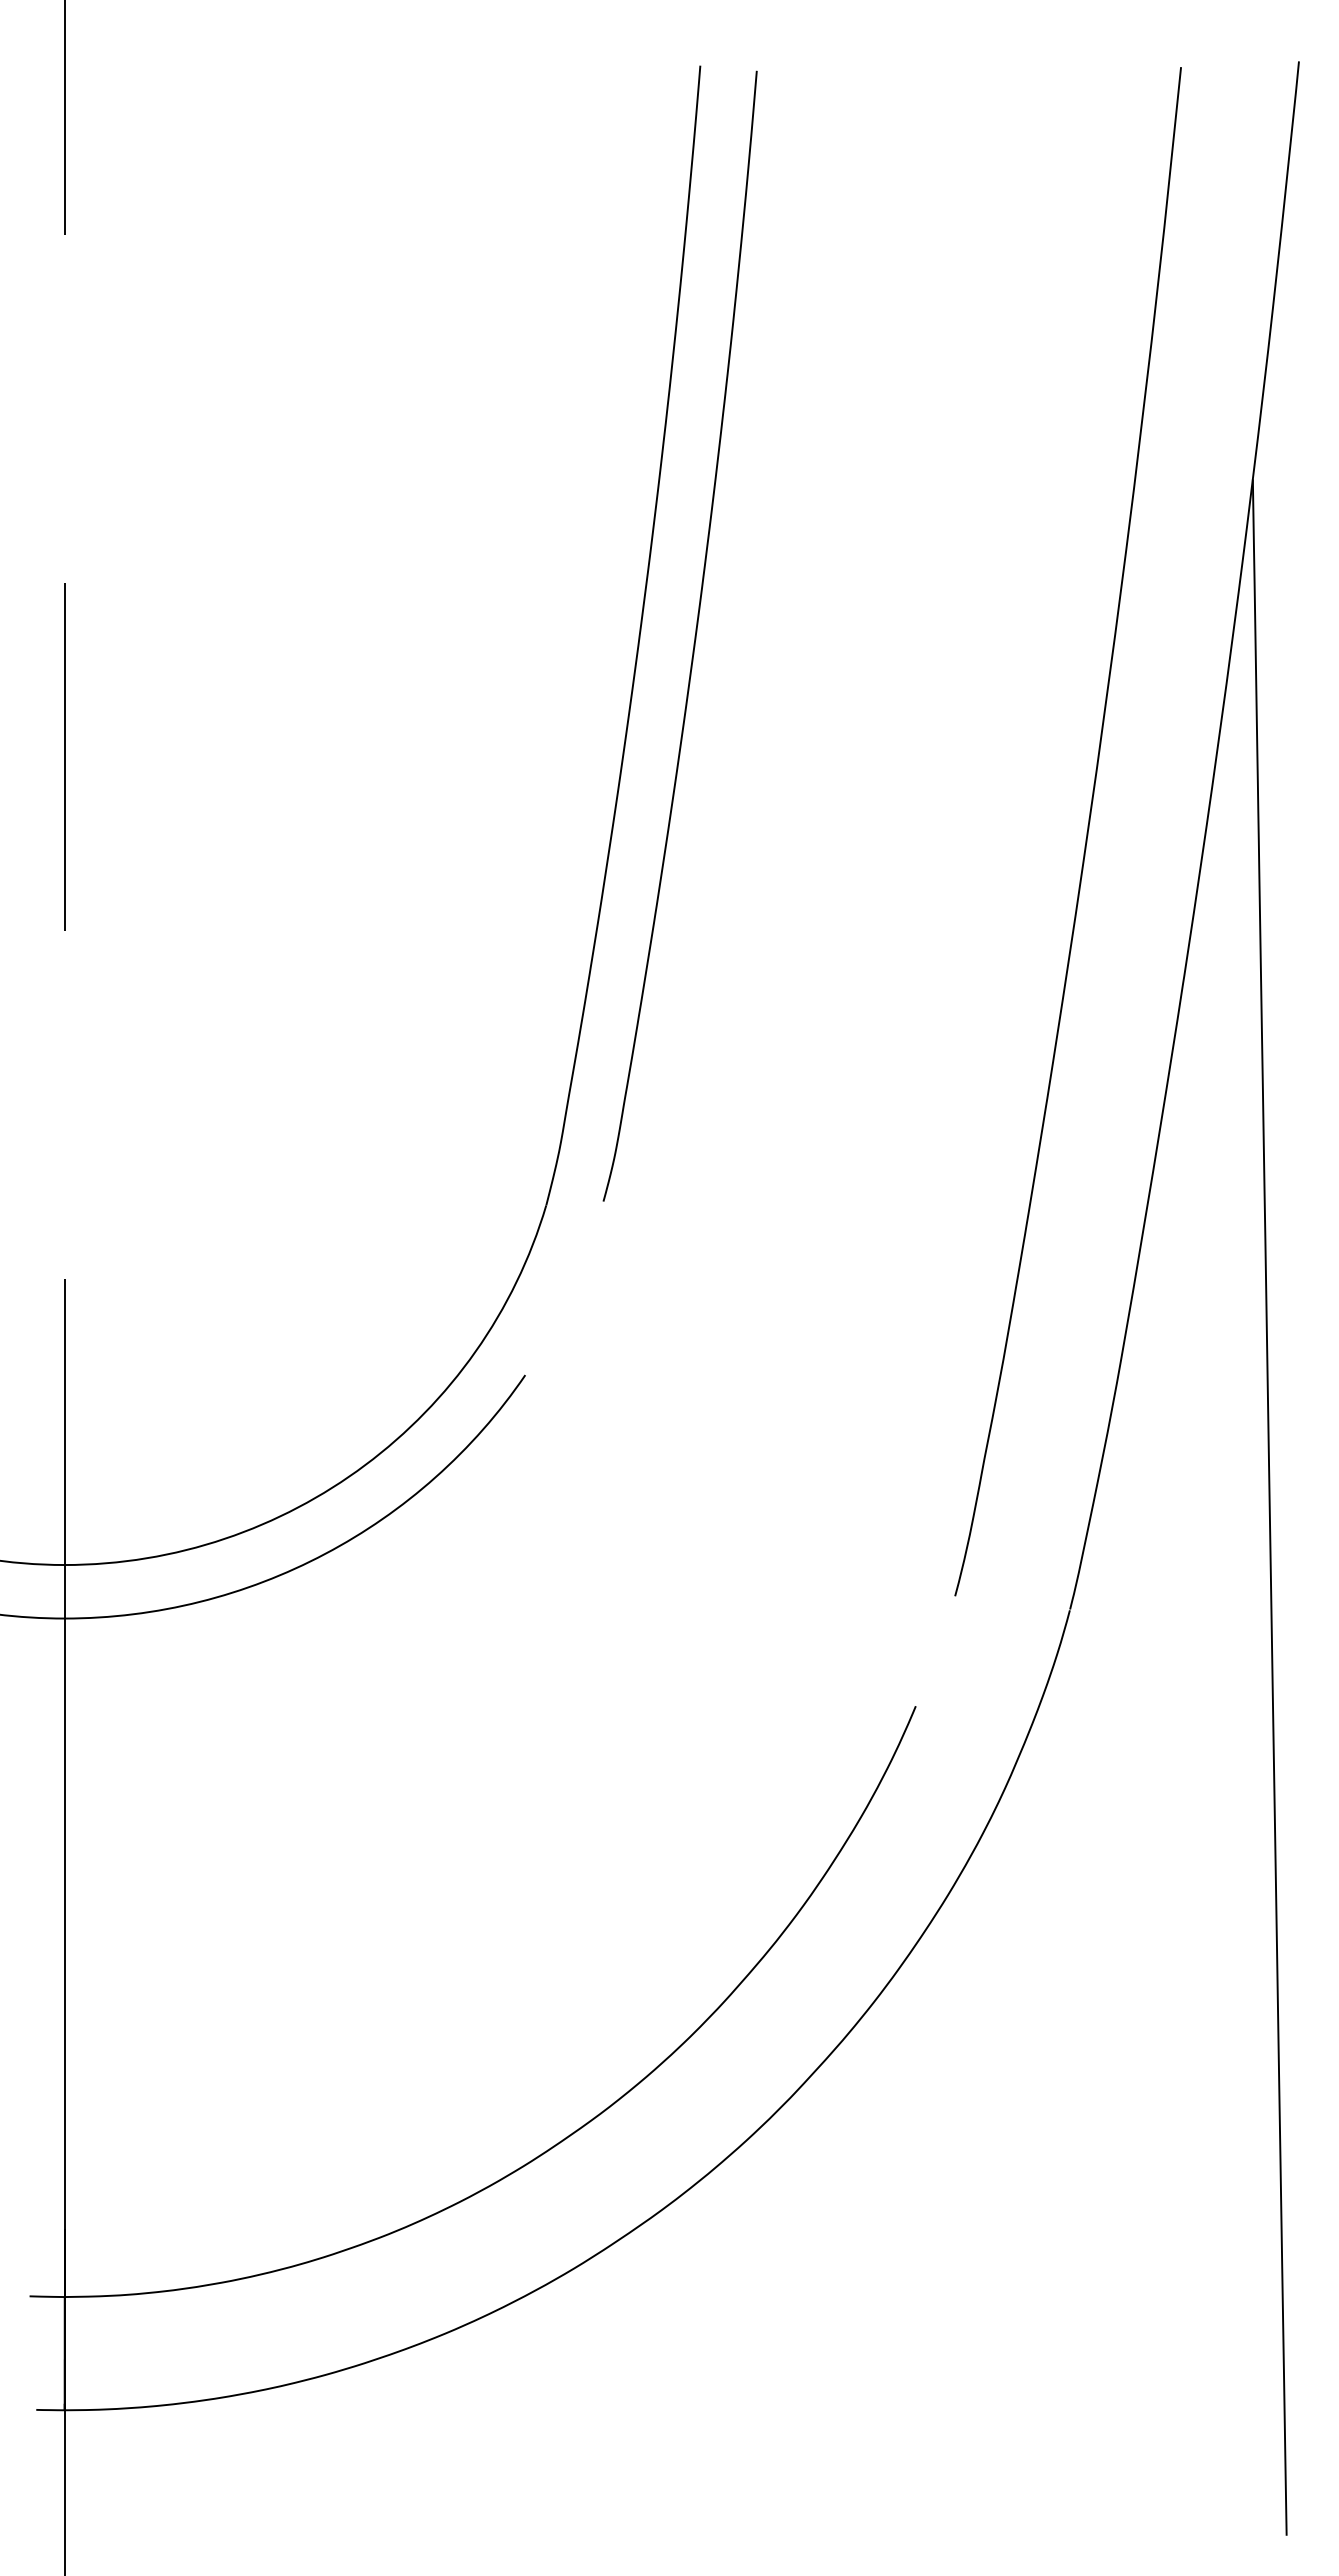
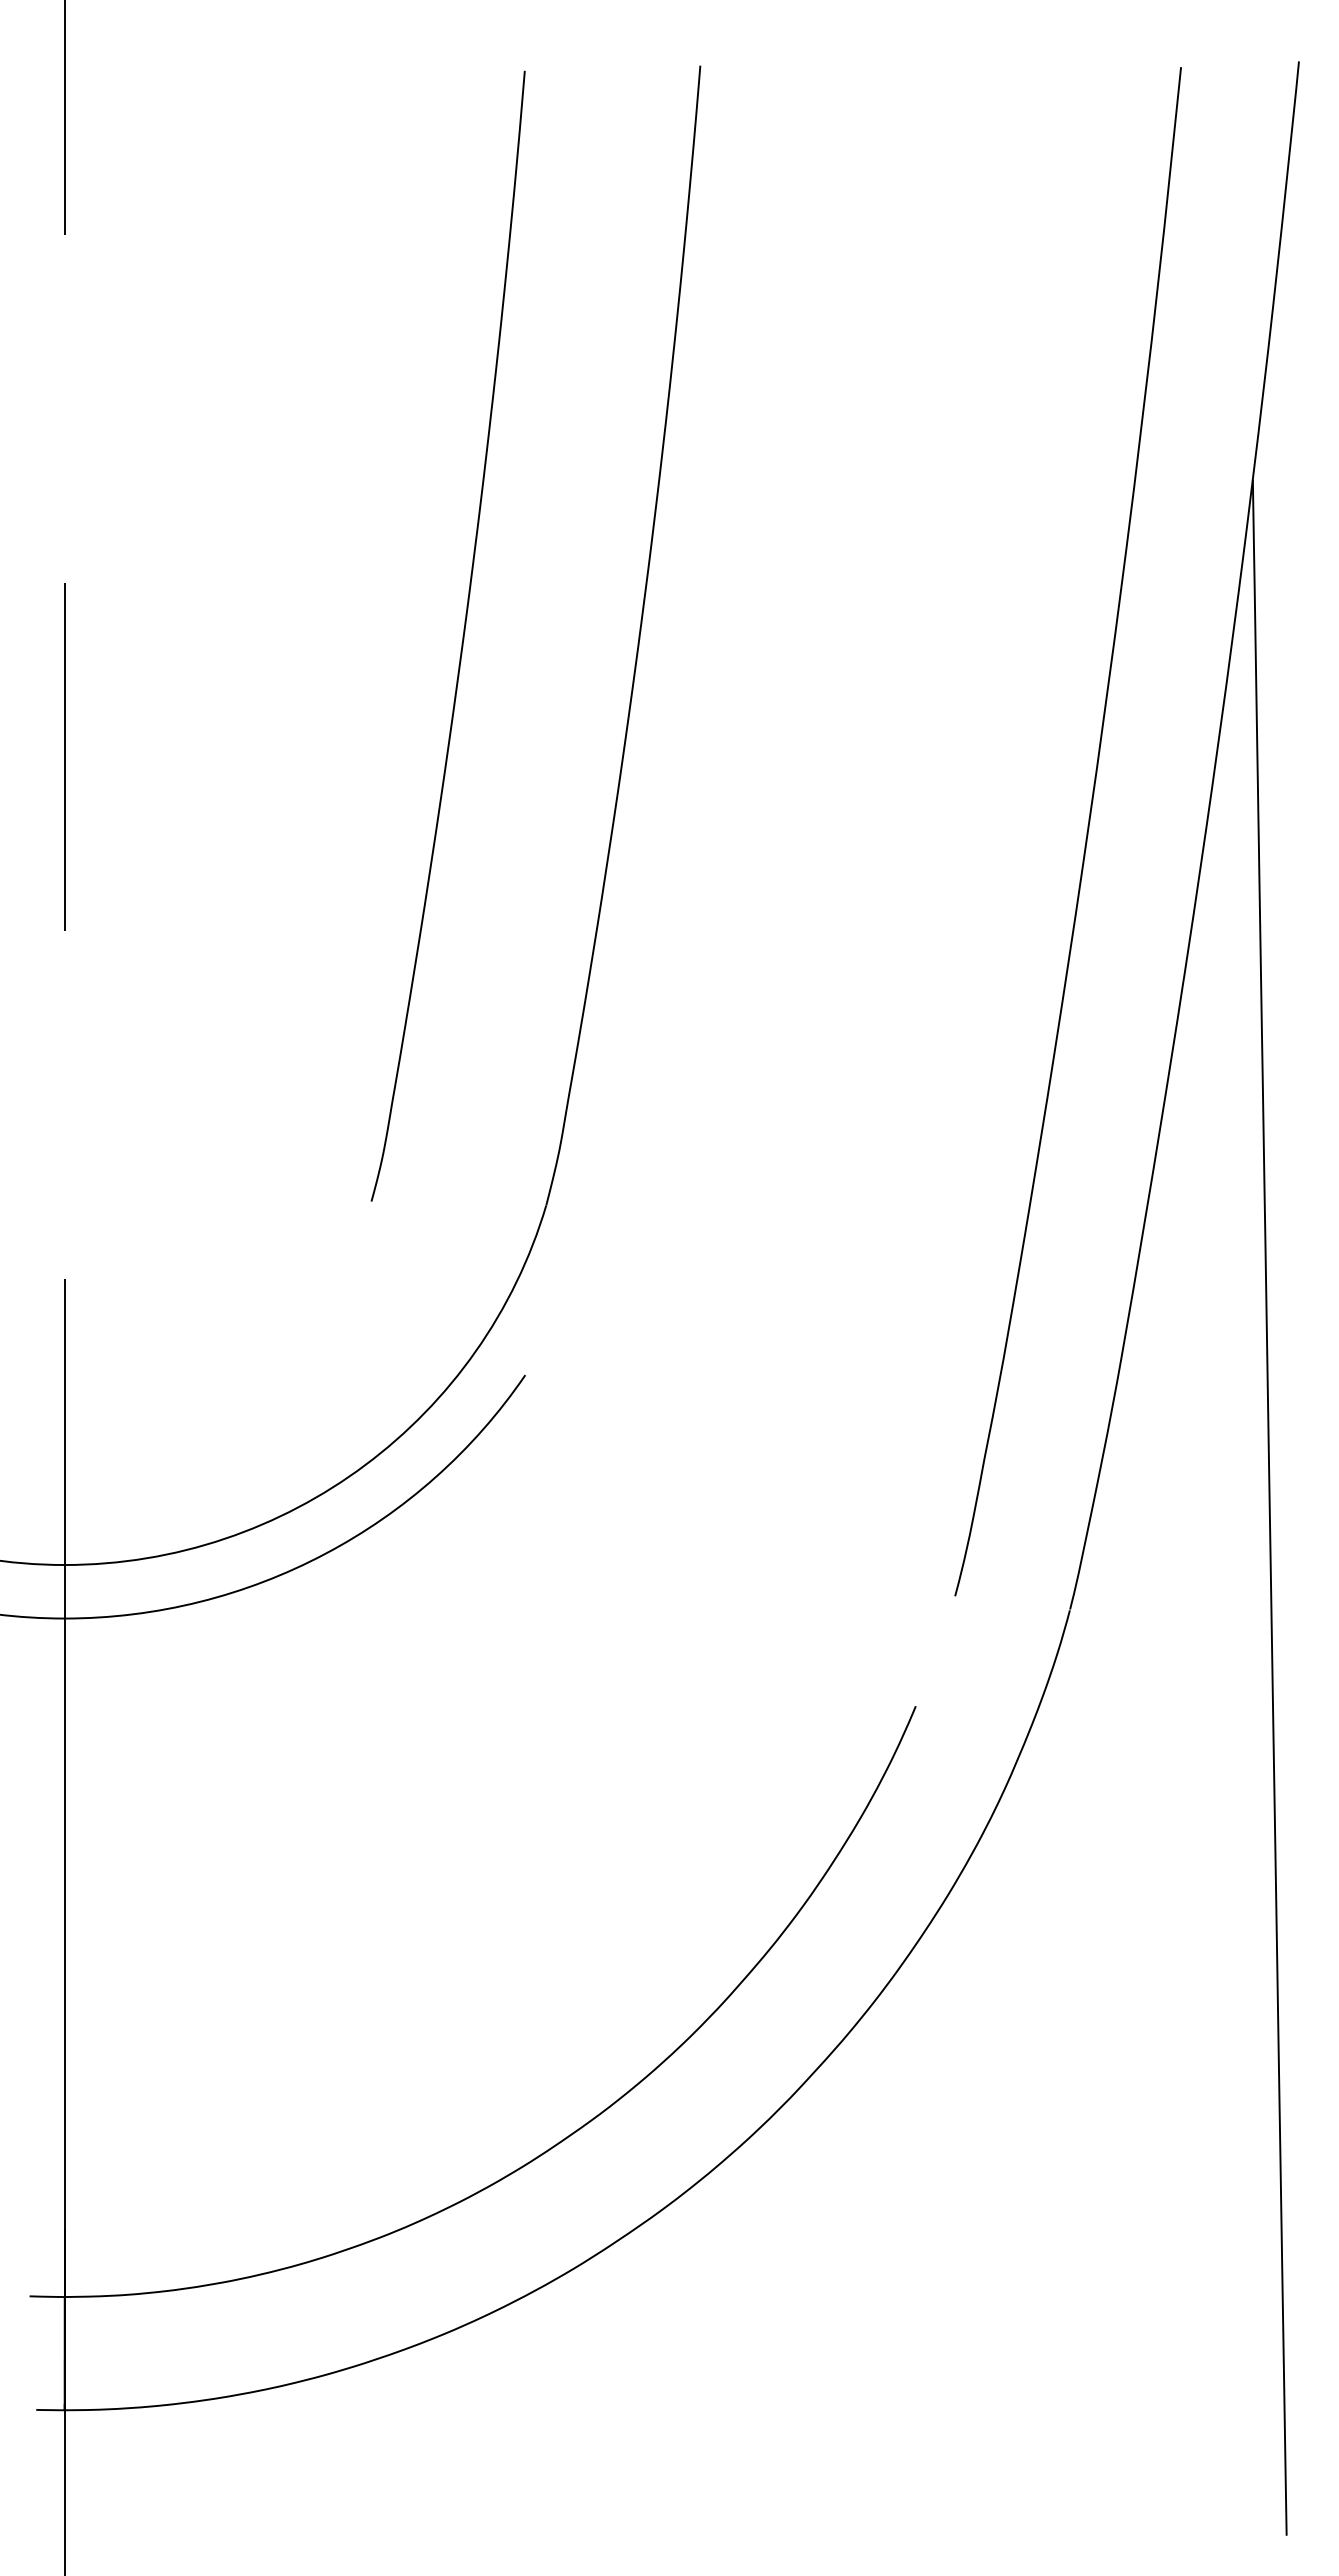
curve position: (694, 635) -> (462, 635) (462, 635)
